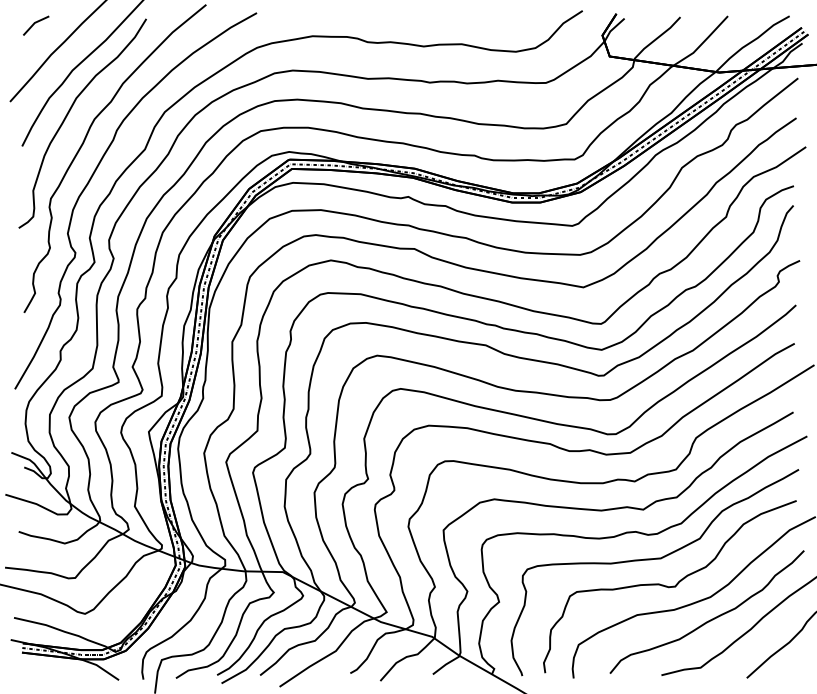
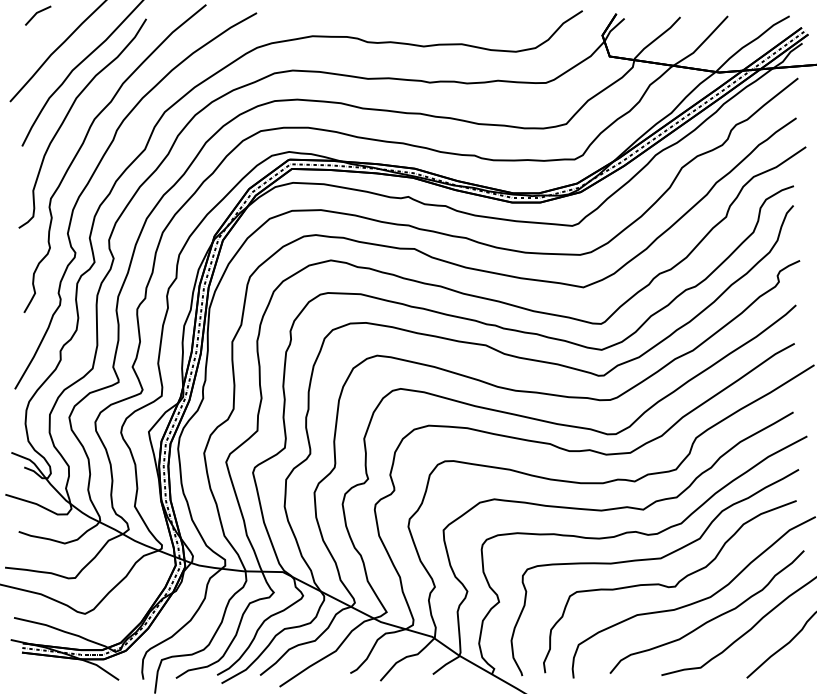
line position: (36, 23) -> (38, 13) (38, 13)
